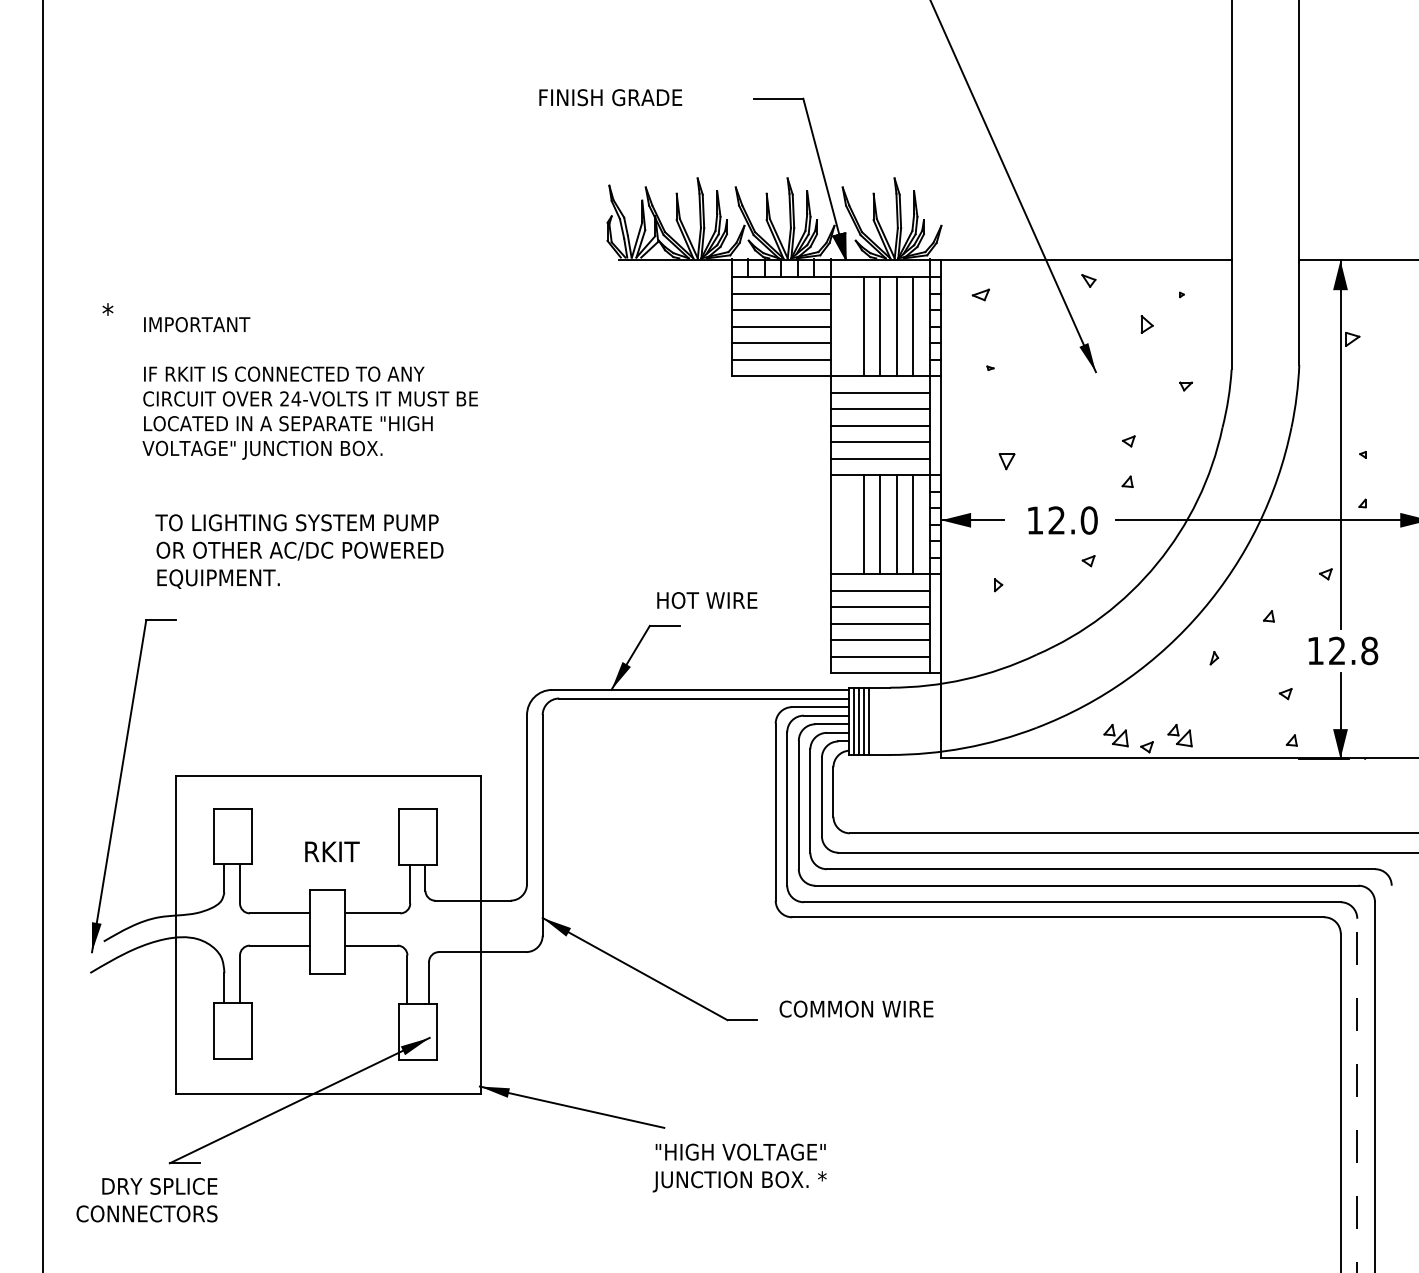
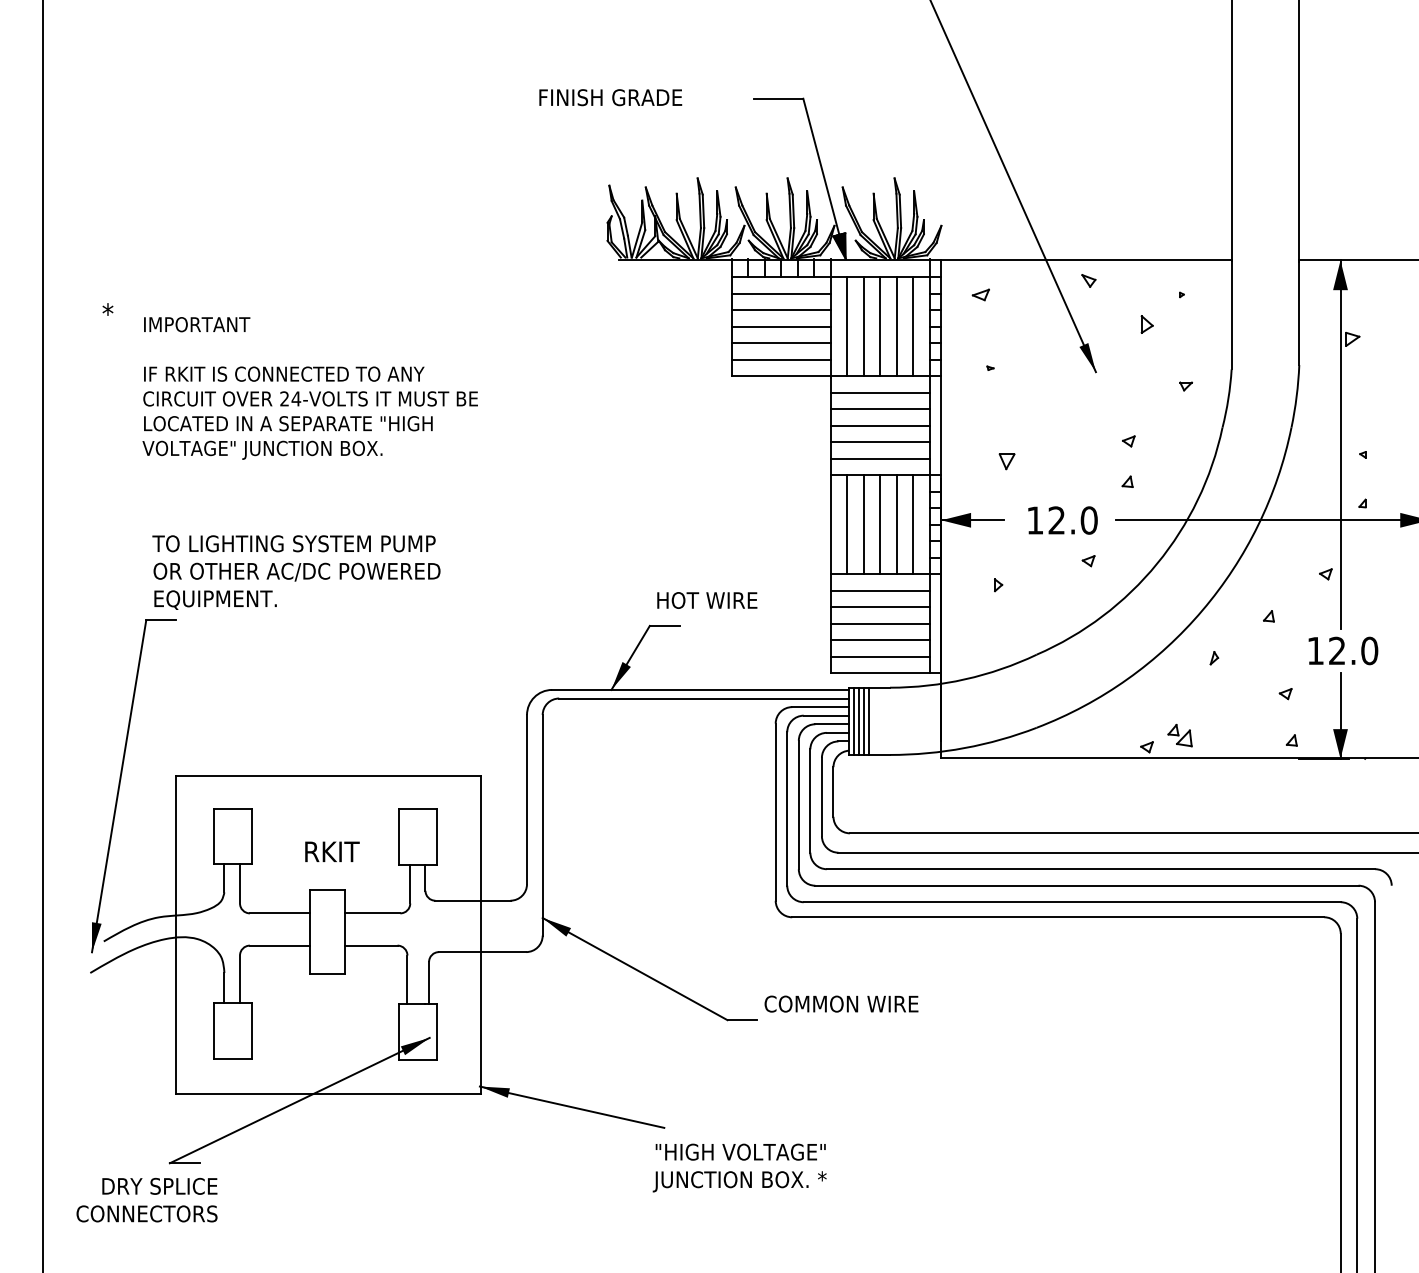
line: none -> present (847, 326)
line: none -> present (847, 524)
text position: (299, 551) -> (296, 572) (296, 572)
text: 12.8 -> 12.0 (1369, 650)
part: present -> none (1115, 735)
text position: (856, 1008) -> (841, 1003) (841, 1003)
line: dashed -> solid (1357, 1095)
